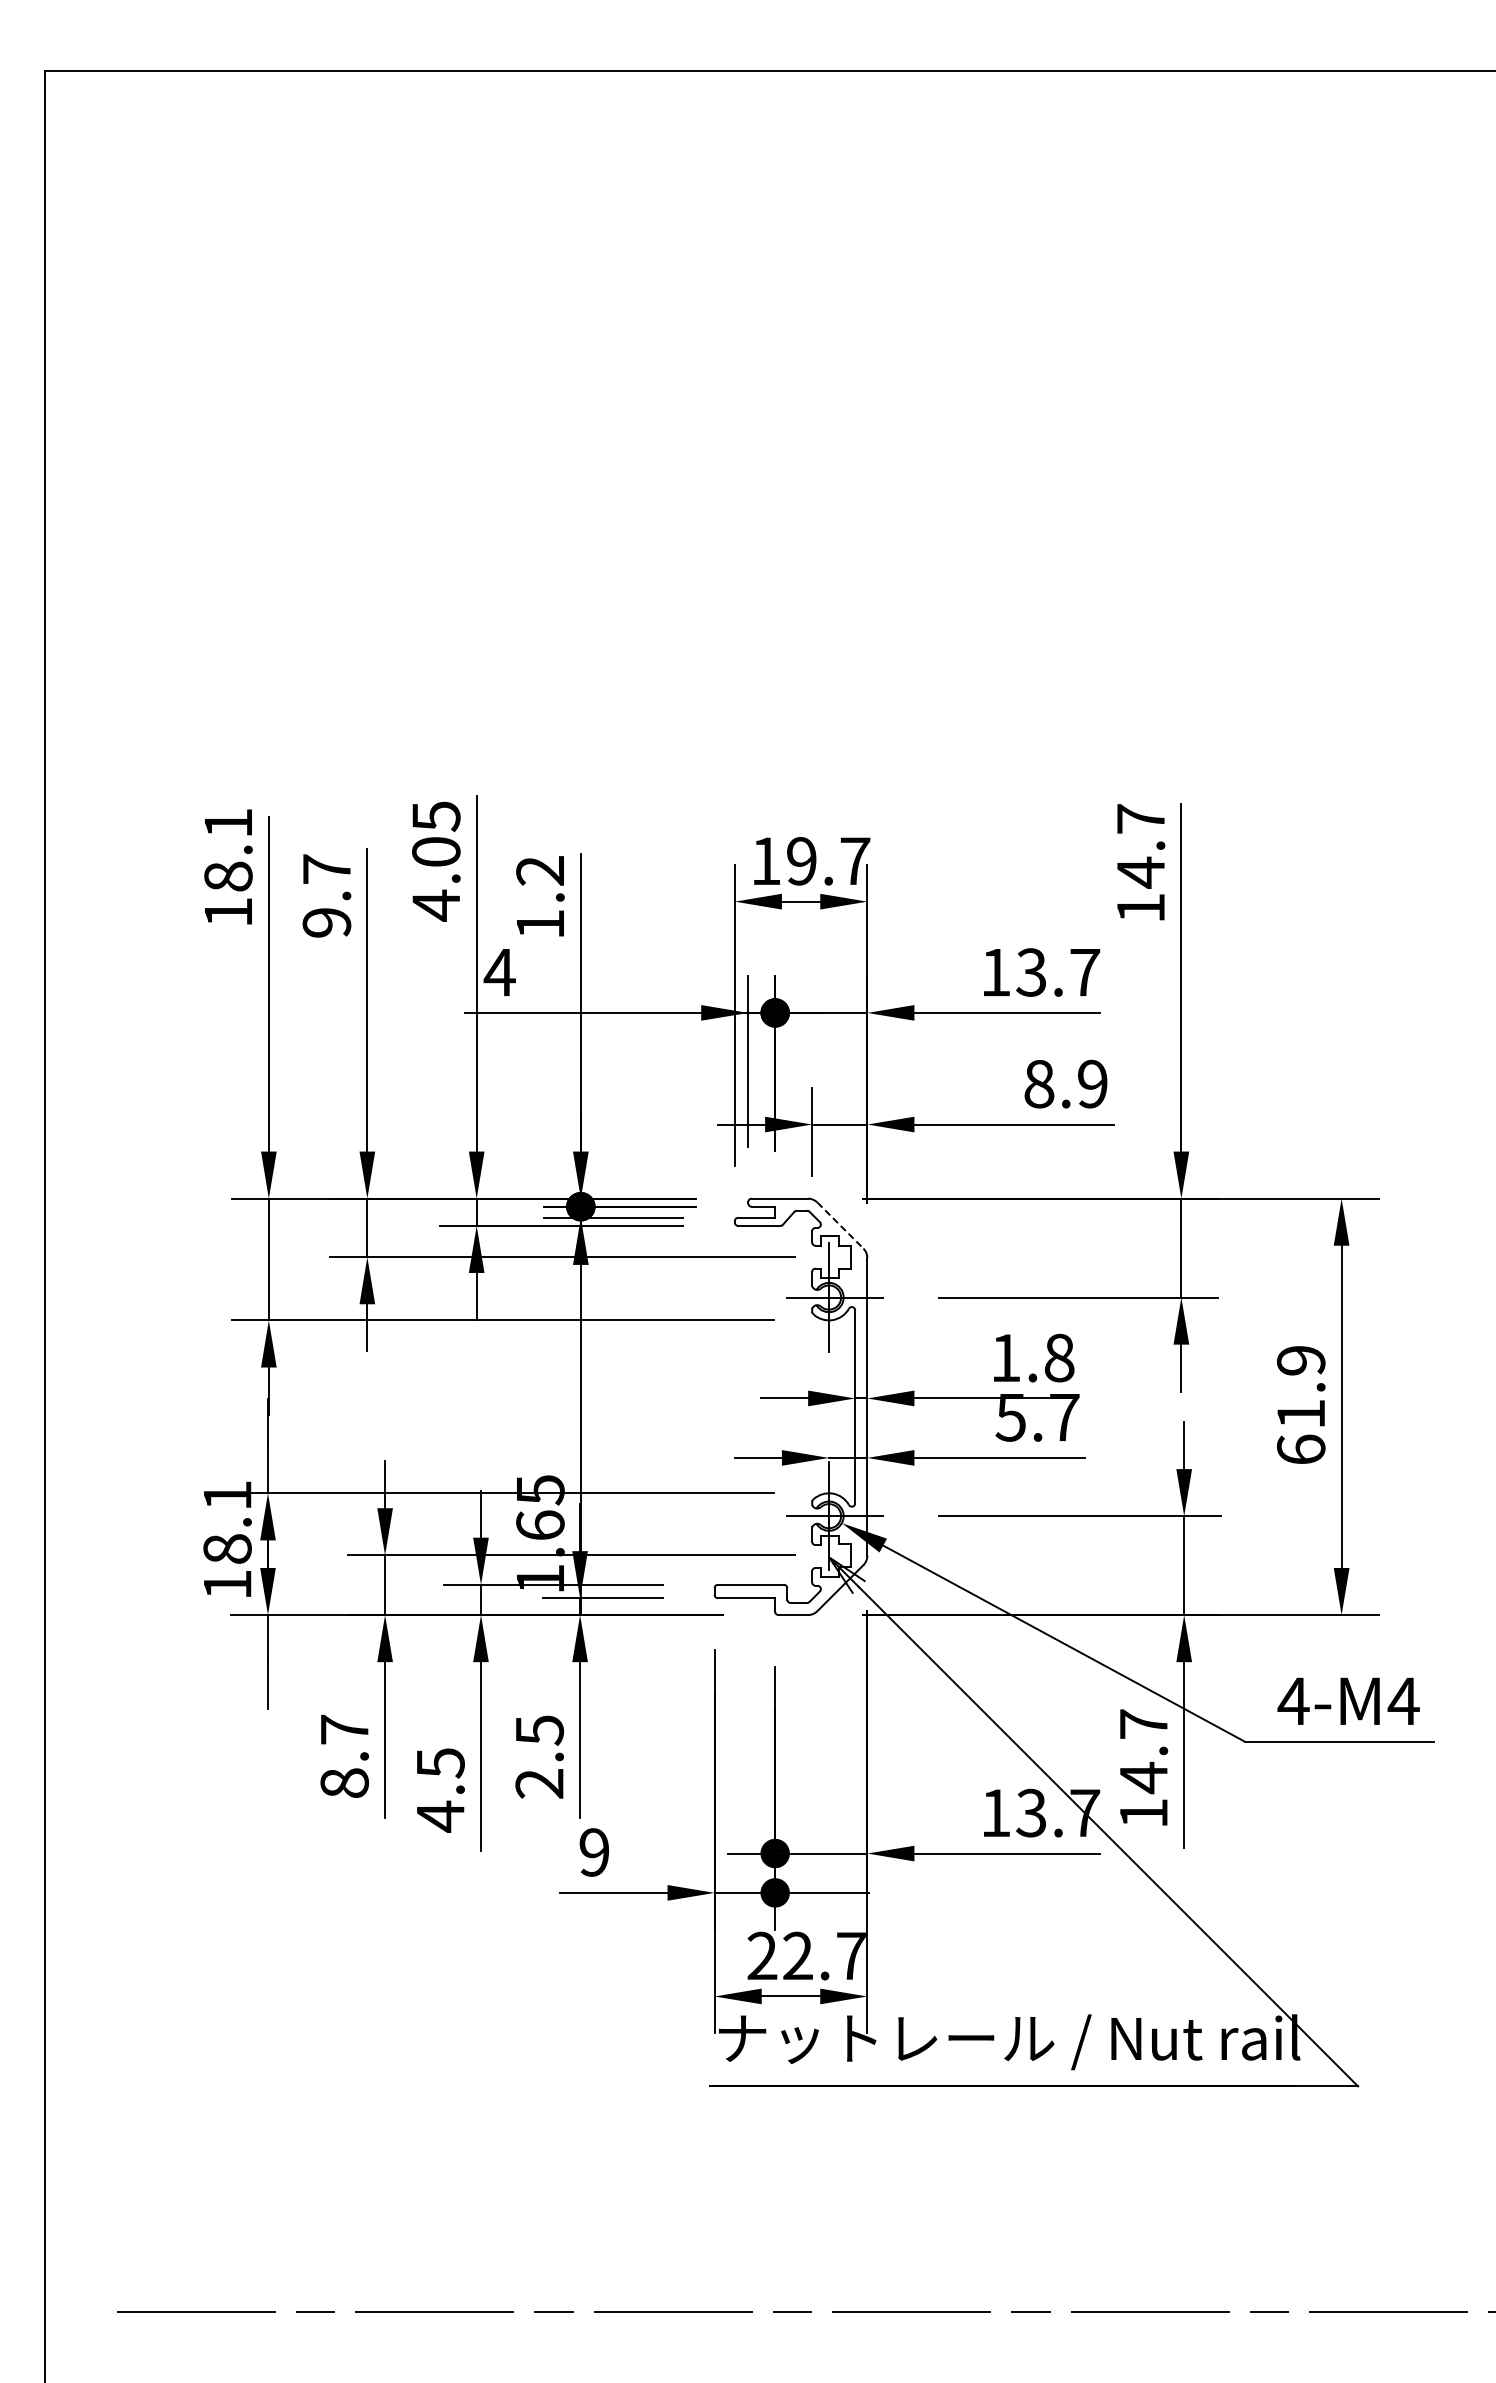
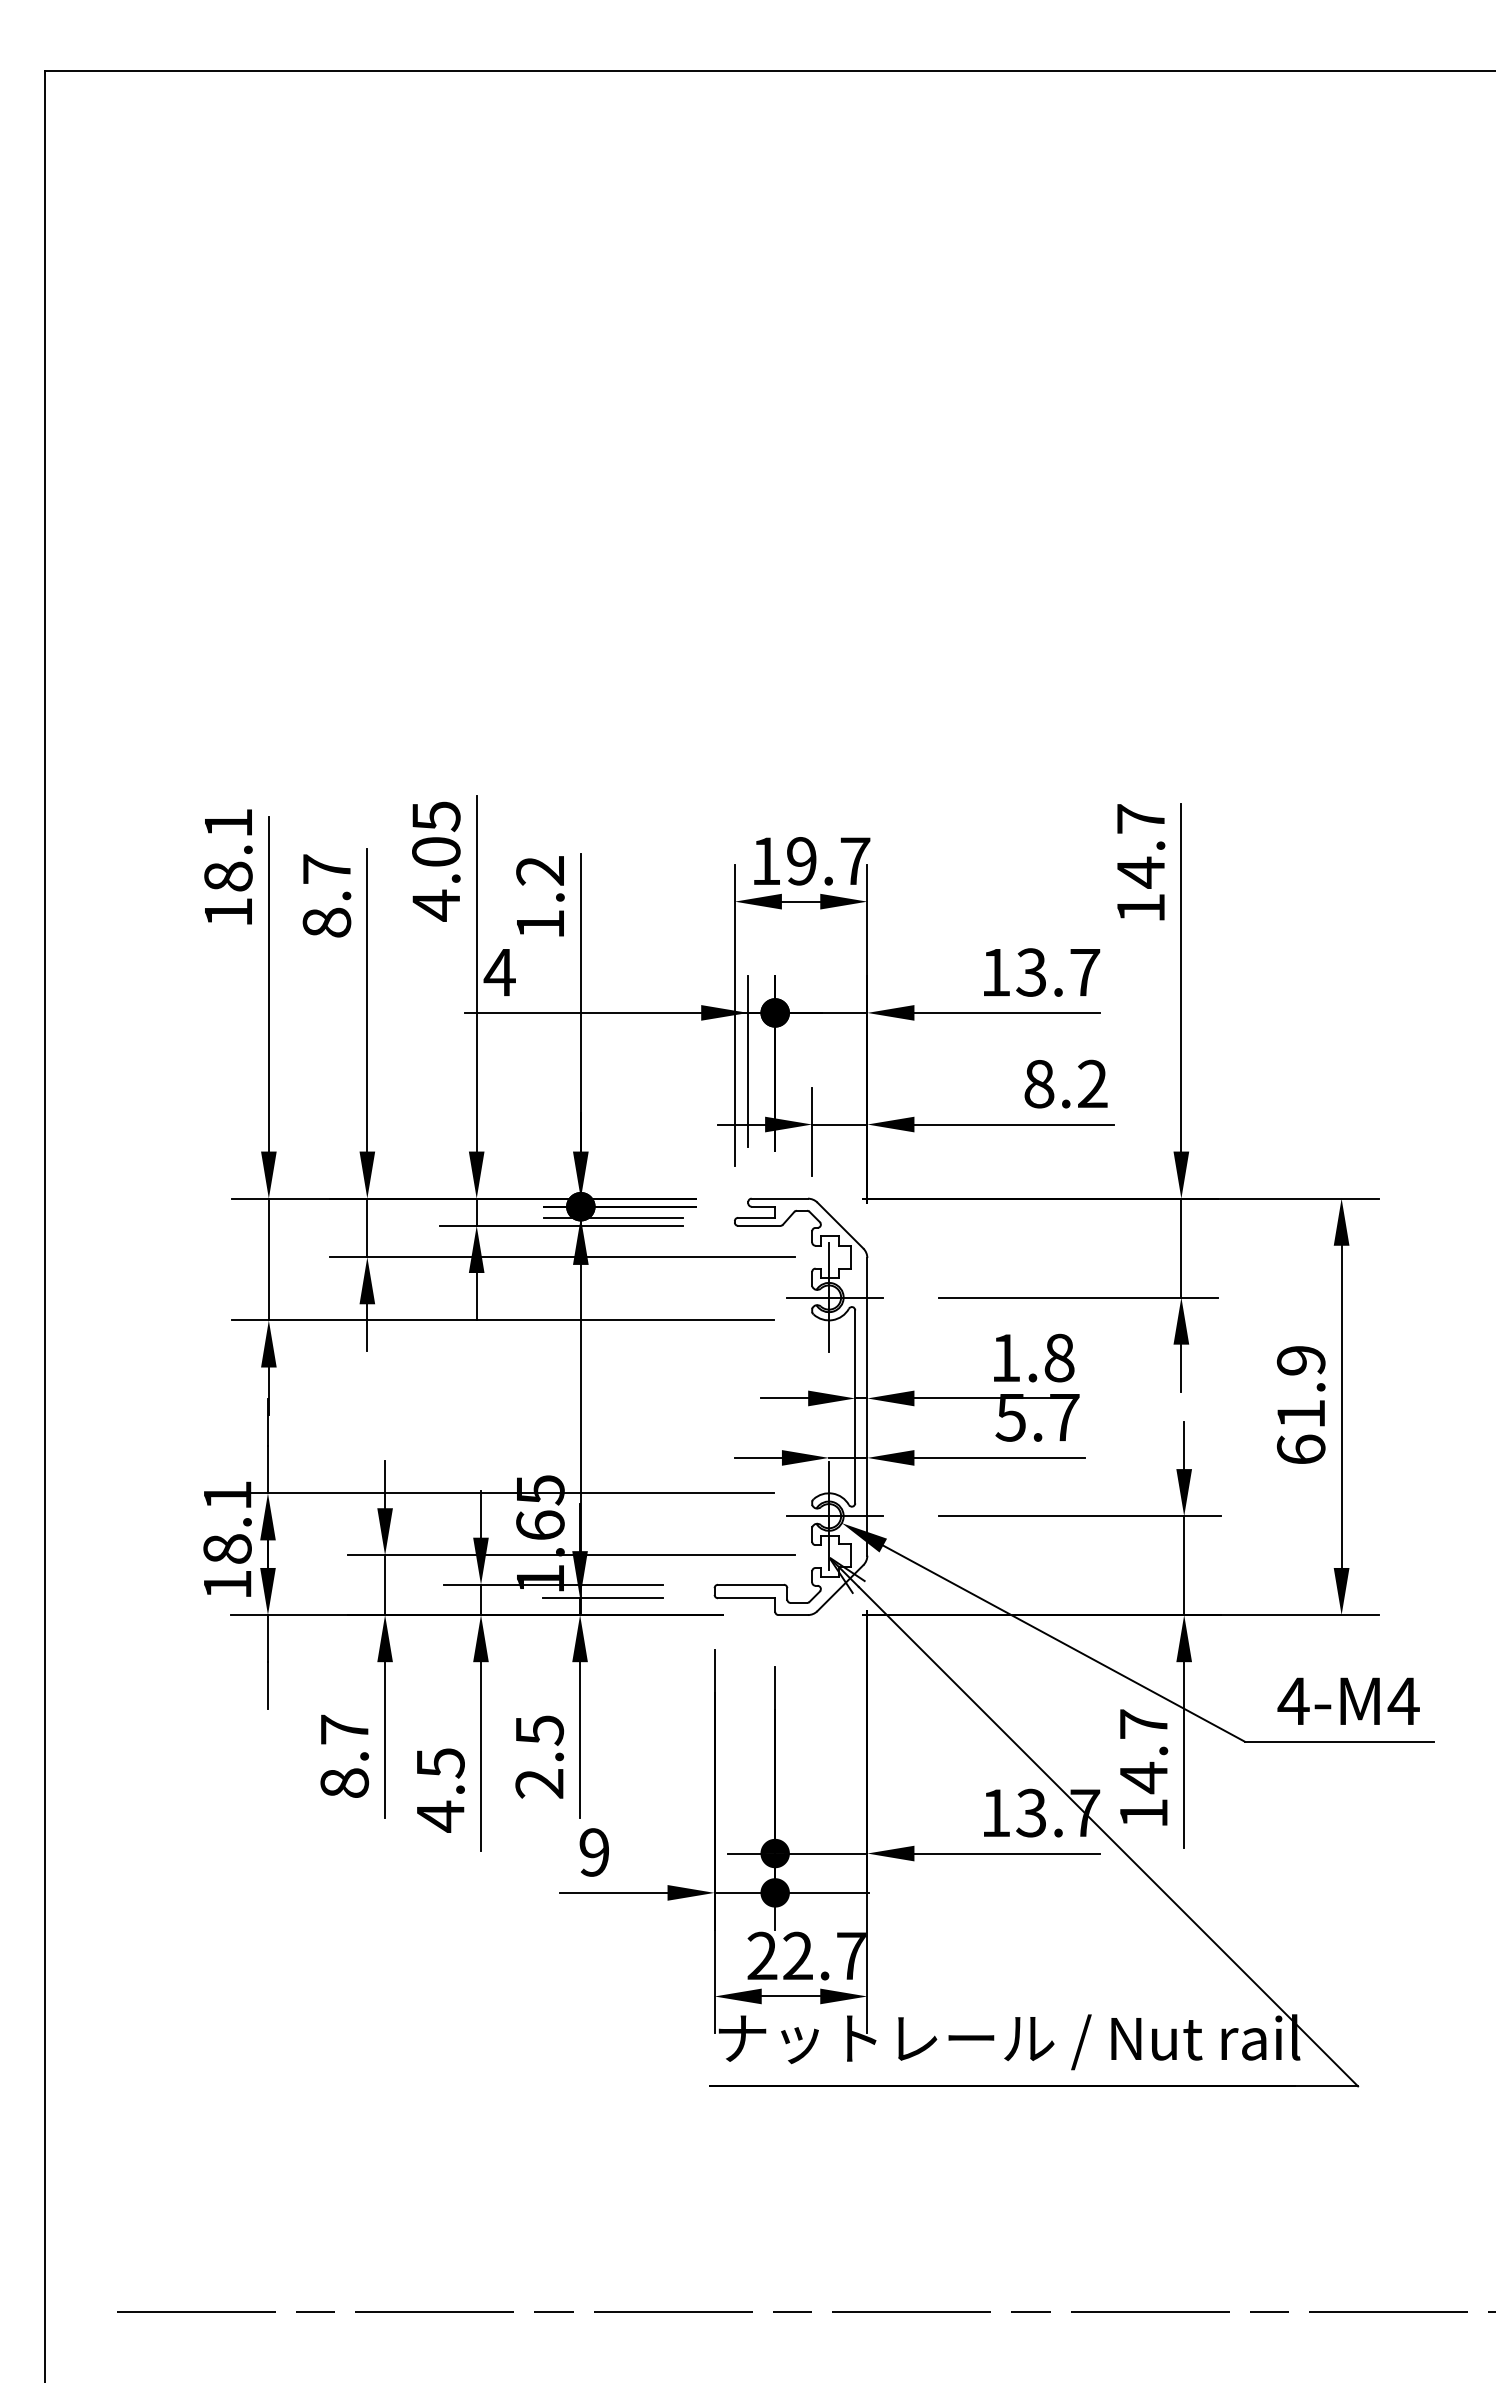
text: 9.7 -> 8.7 (326, 922)
text: 8.9 -> 8.2 (1092, 1084)
line: dashed -> solid (840, 1225)
